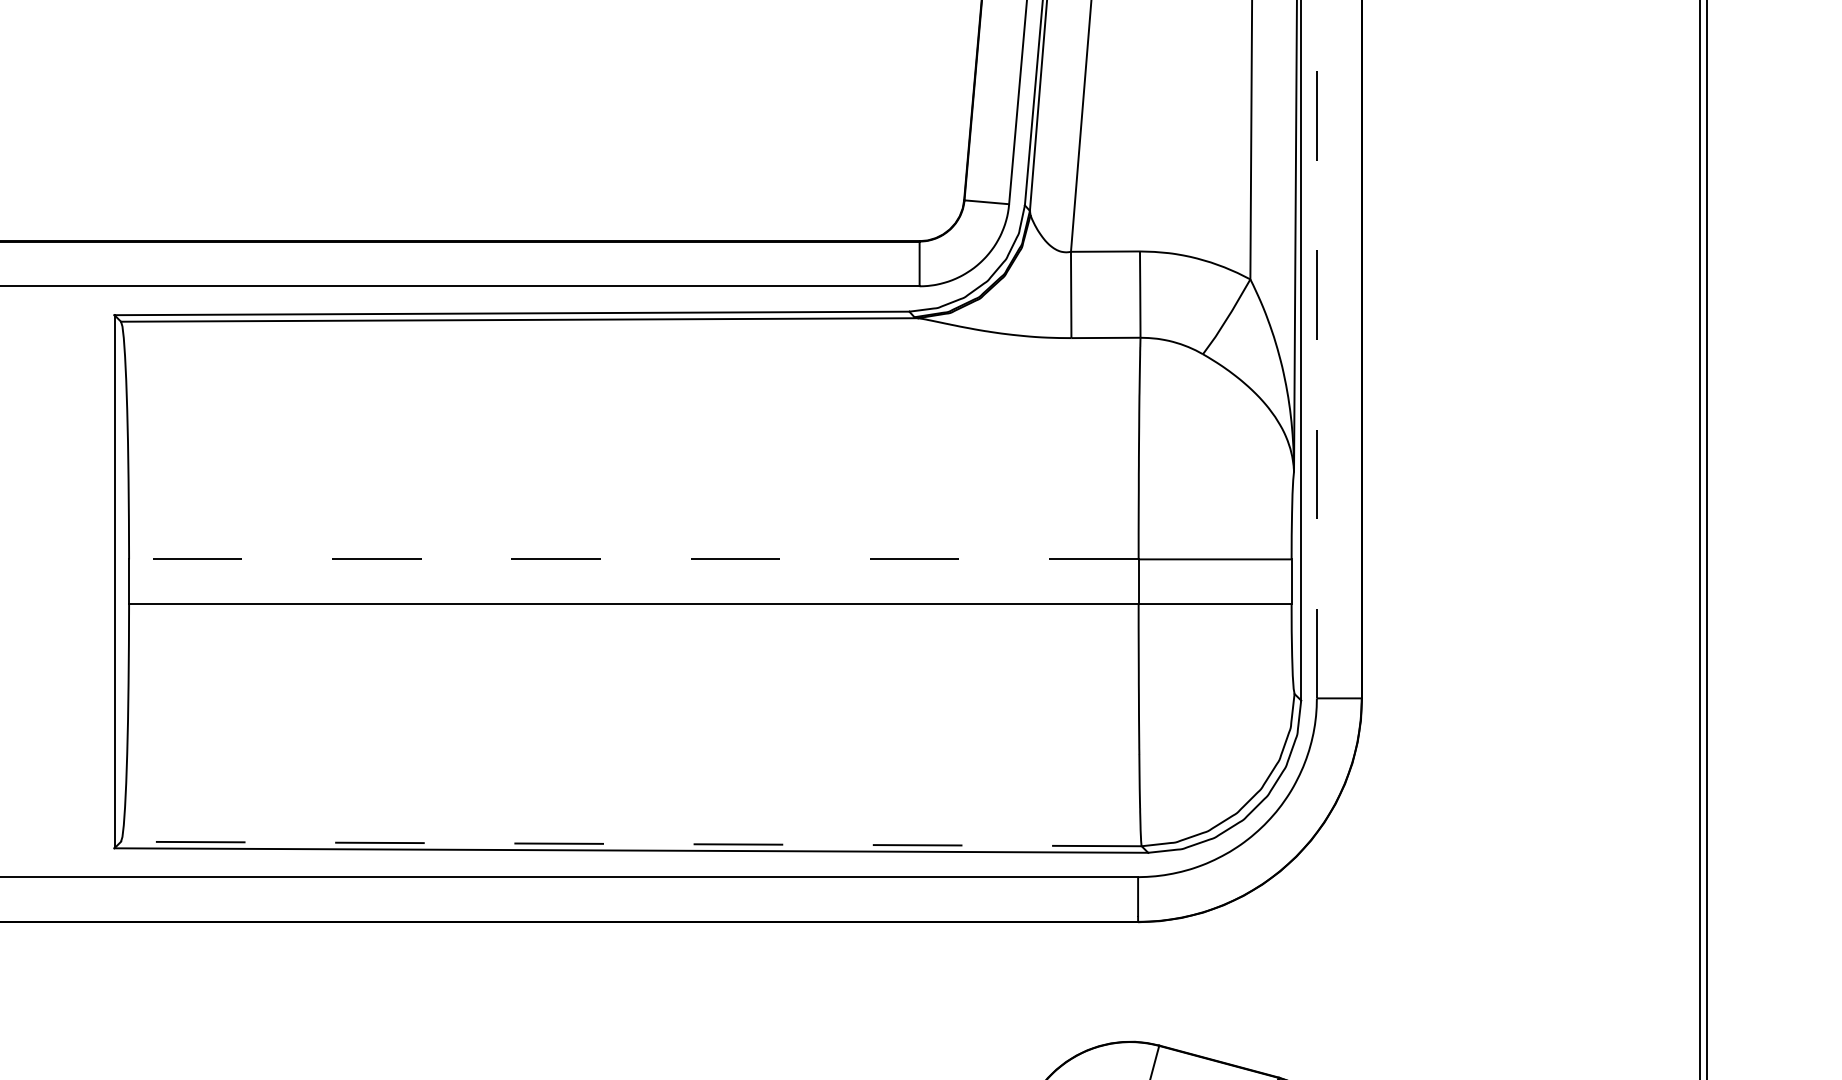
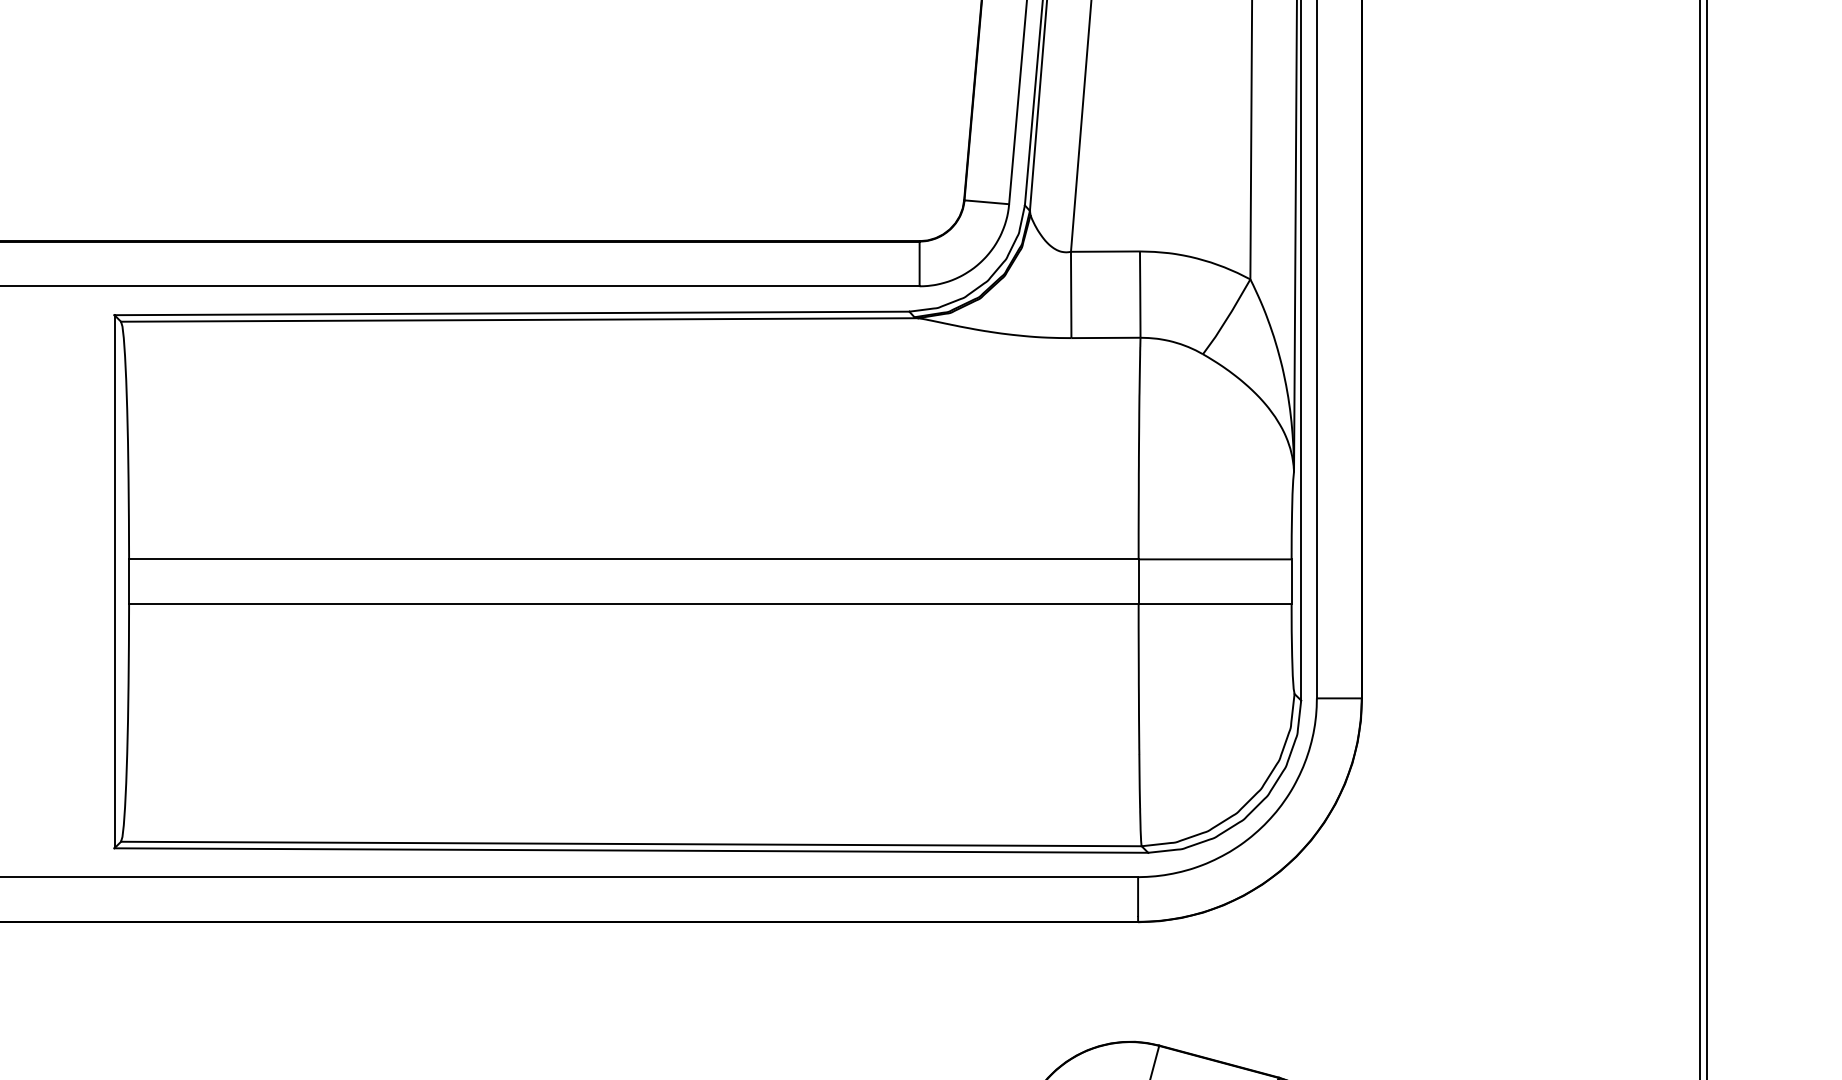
line: dashed -> solid (1316, 349)
line: dashed -> solid (633, 559)
line: dashed -> solid (630, 844)
